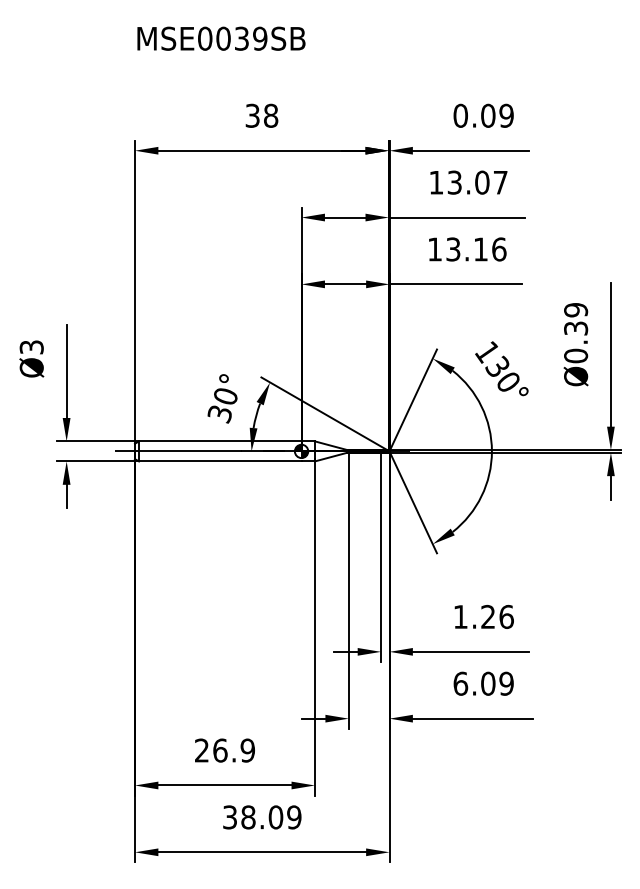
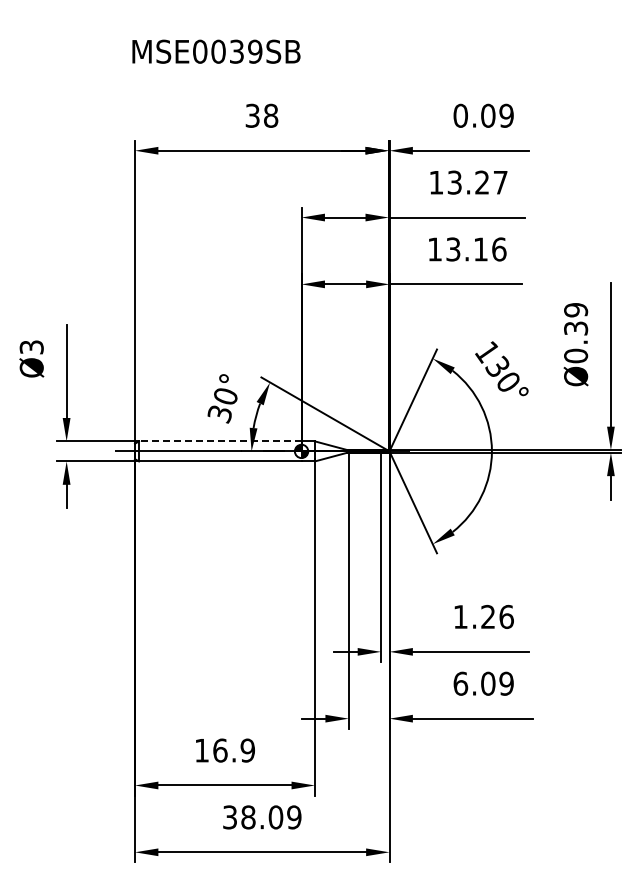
text position: (221, 38) -> (216, 51) (216, 51)
text: 13.07 -> 13.27 (482, 182)
line: solid -> dashed (219, 441)
text: 26.9 -> 16.9 (201, 750)
